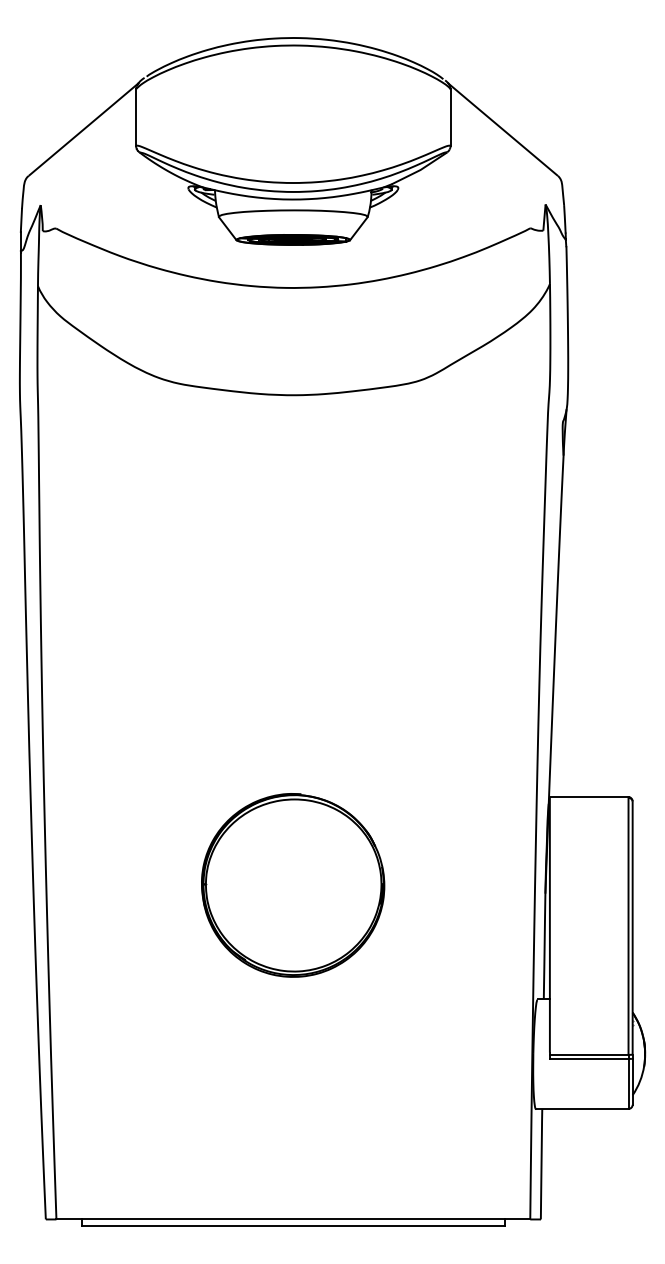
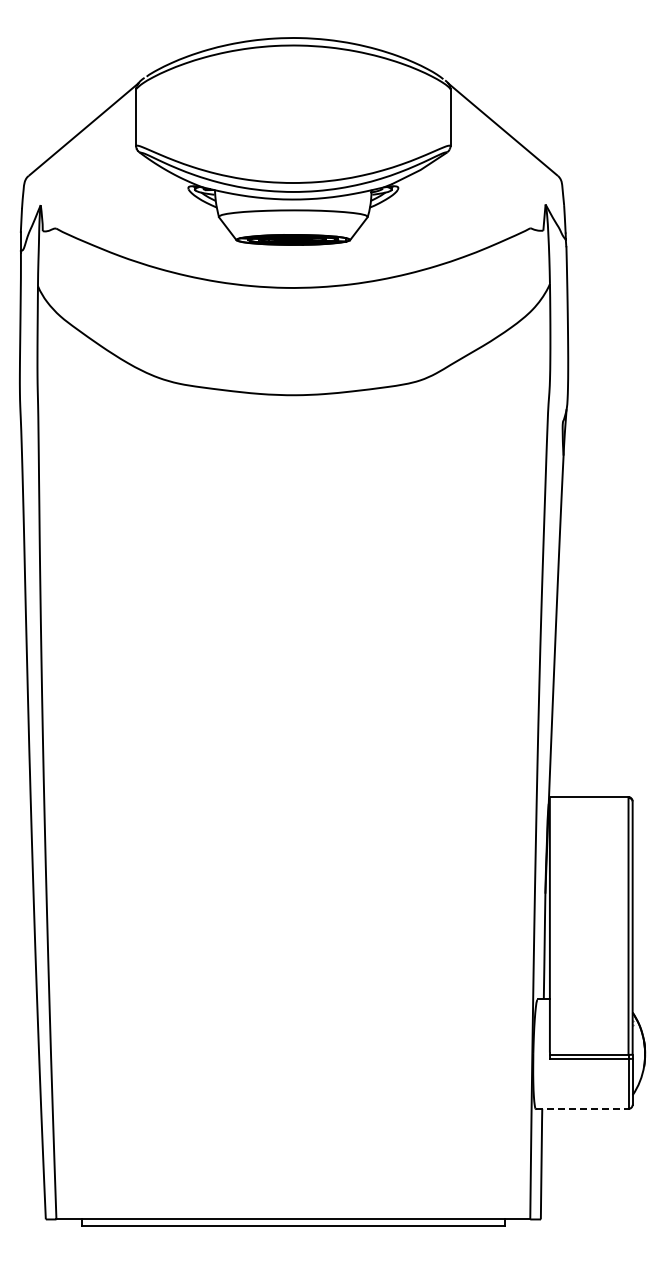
part: present -> none (293, 885)
line: solid -> dashed (582, 1108)
